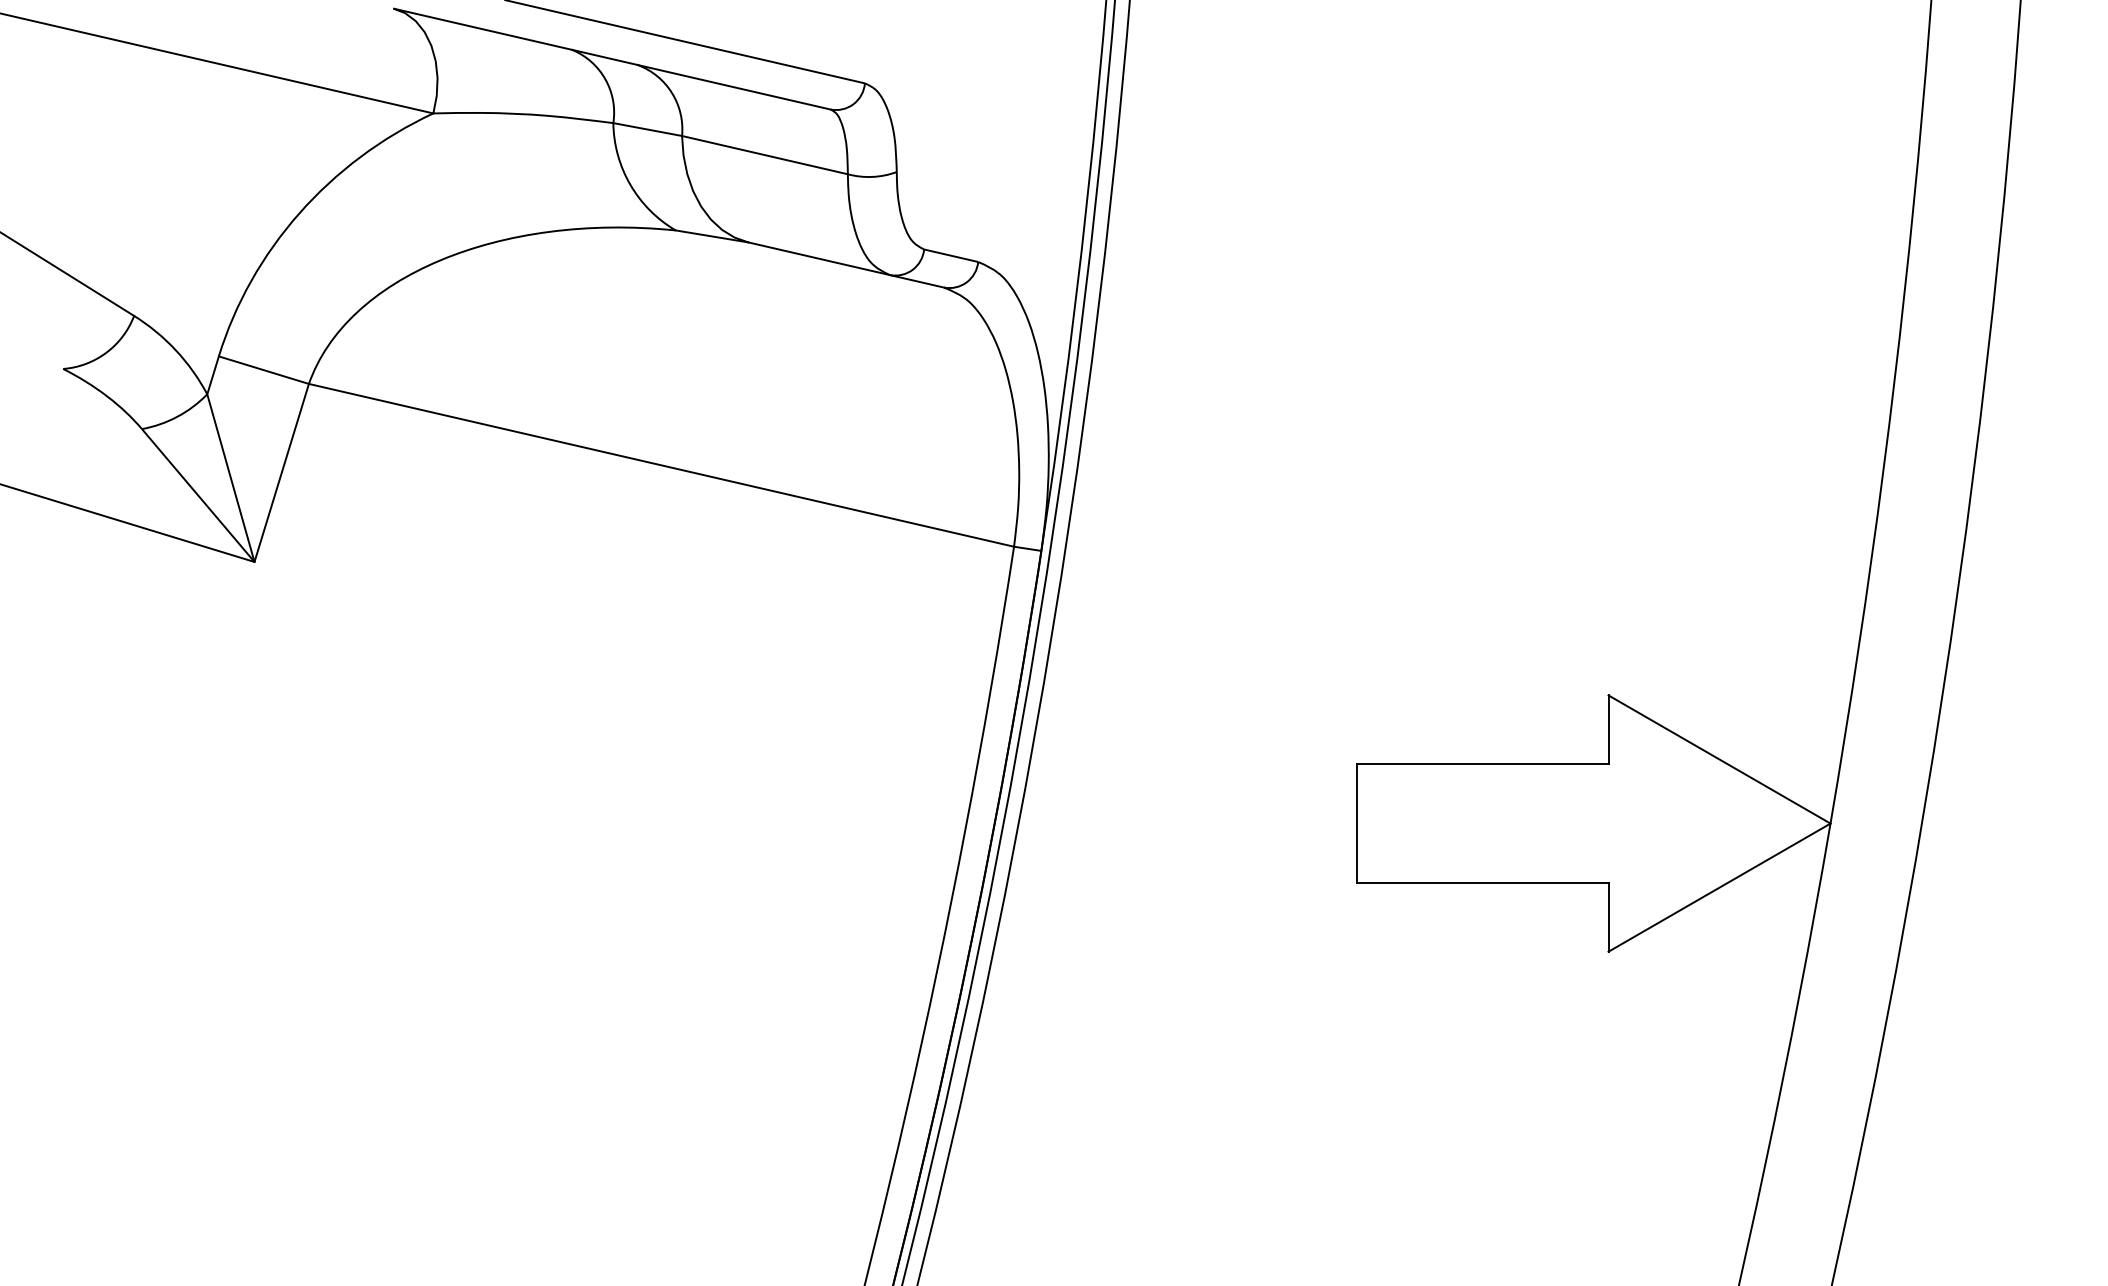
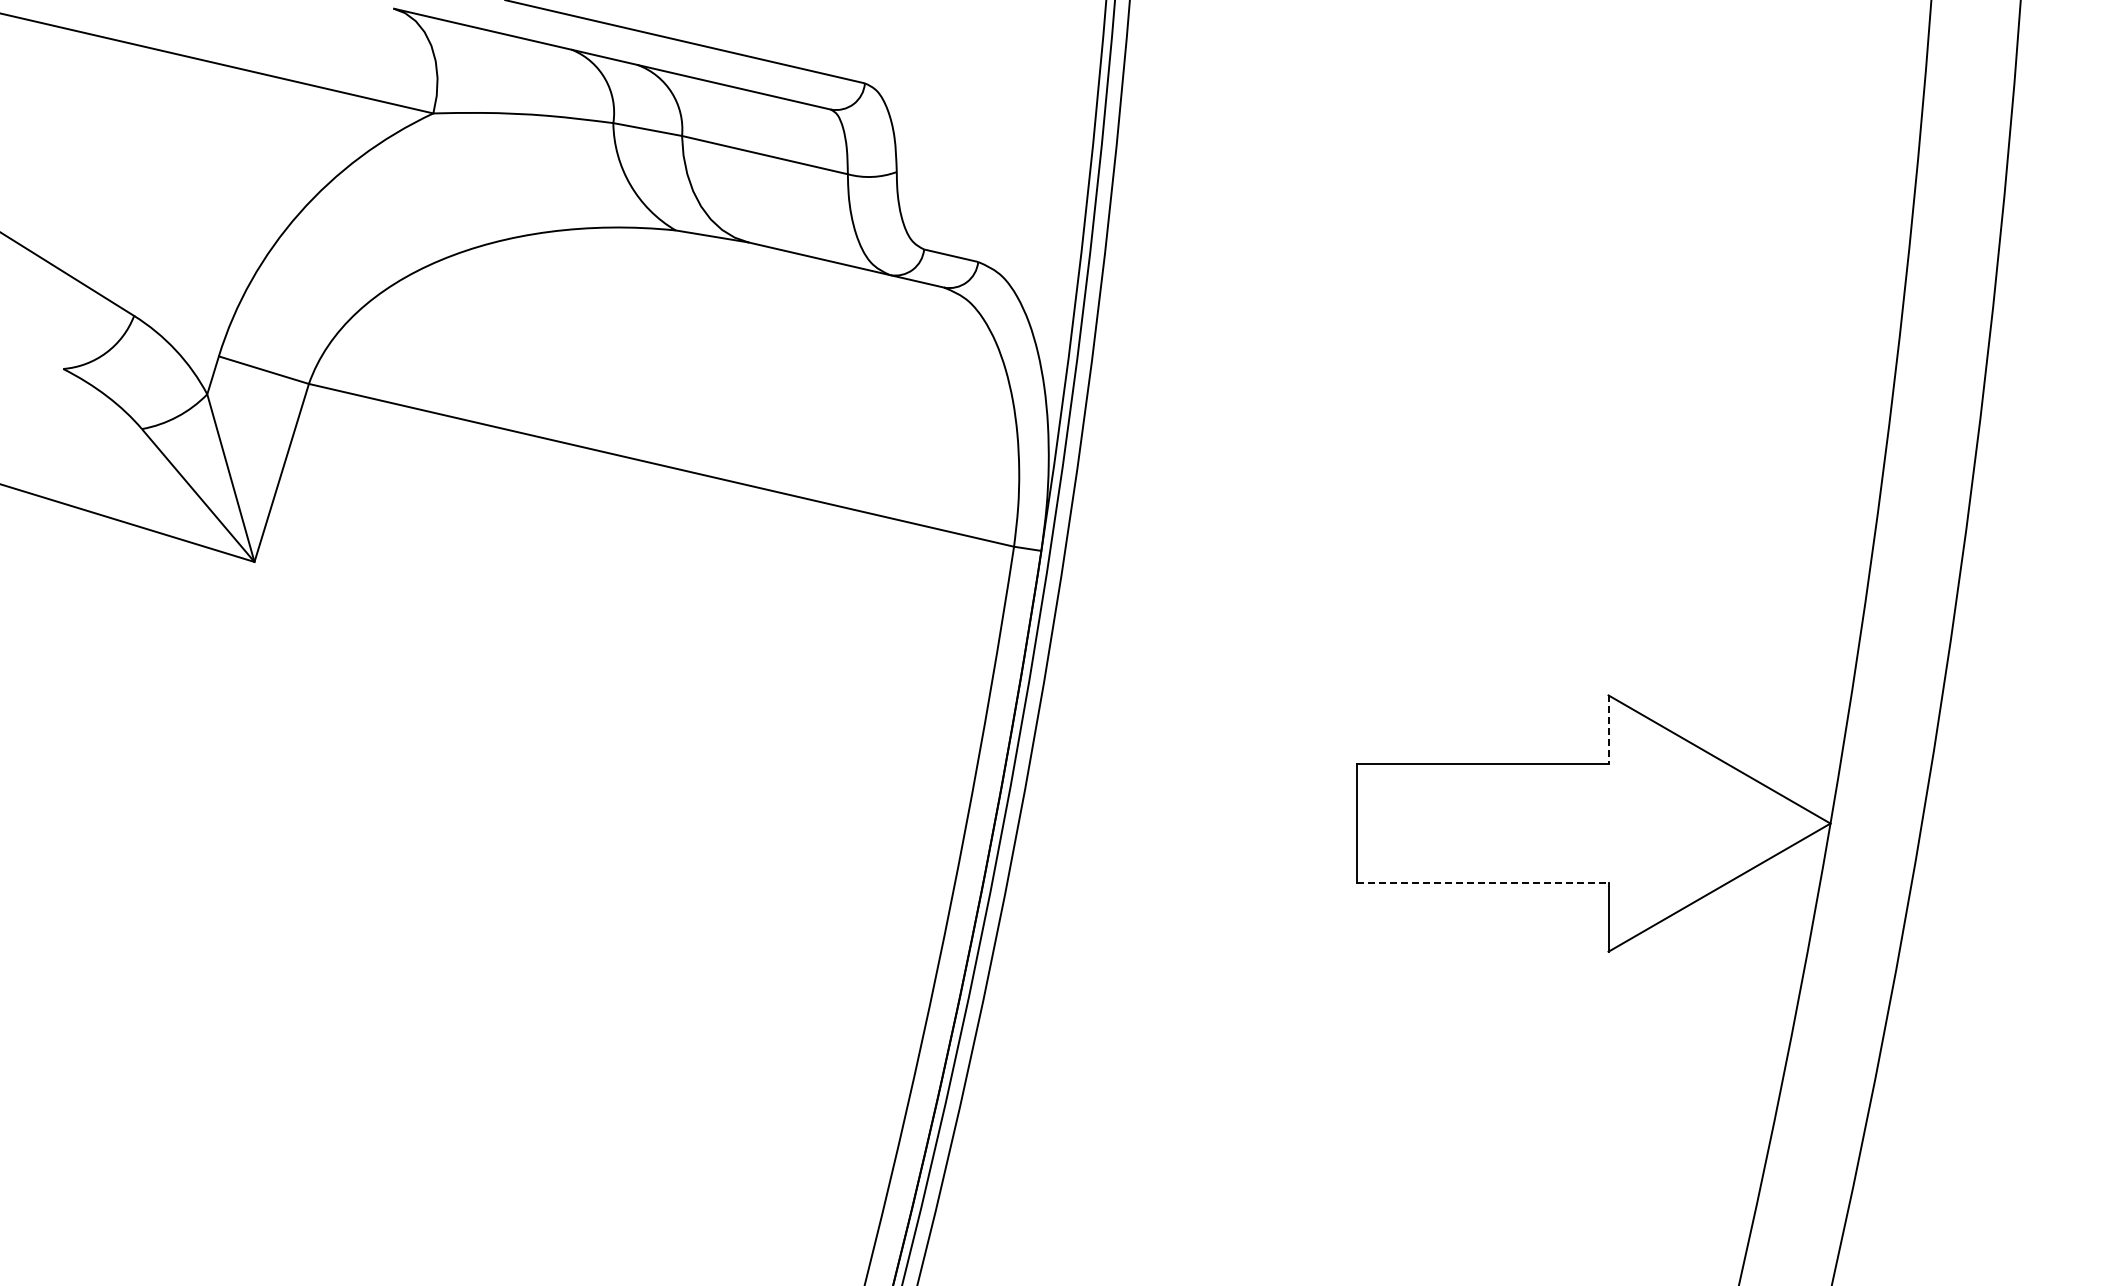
line: solid -> dashed (1608, 730)
line: solid -> dashed (1482, 882)
